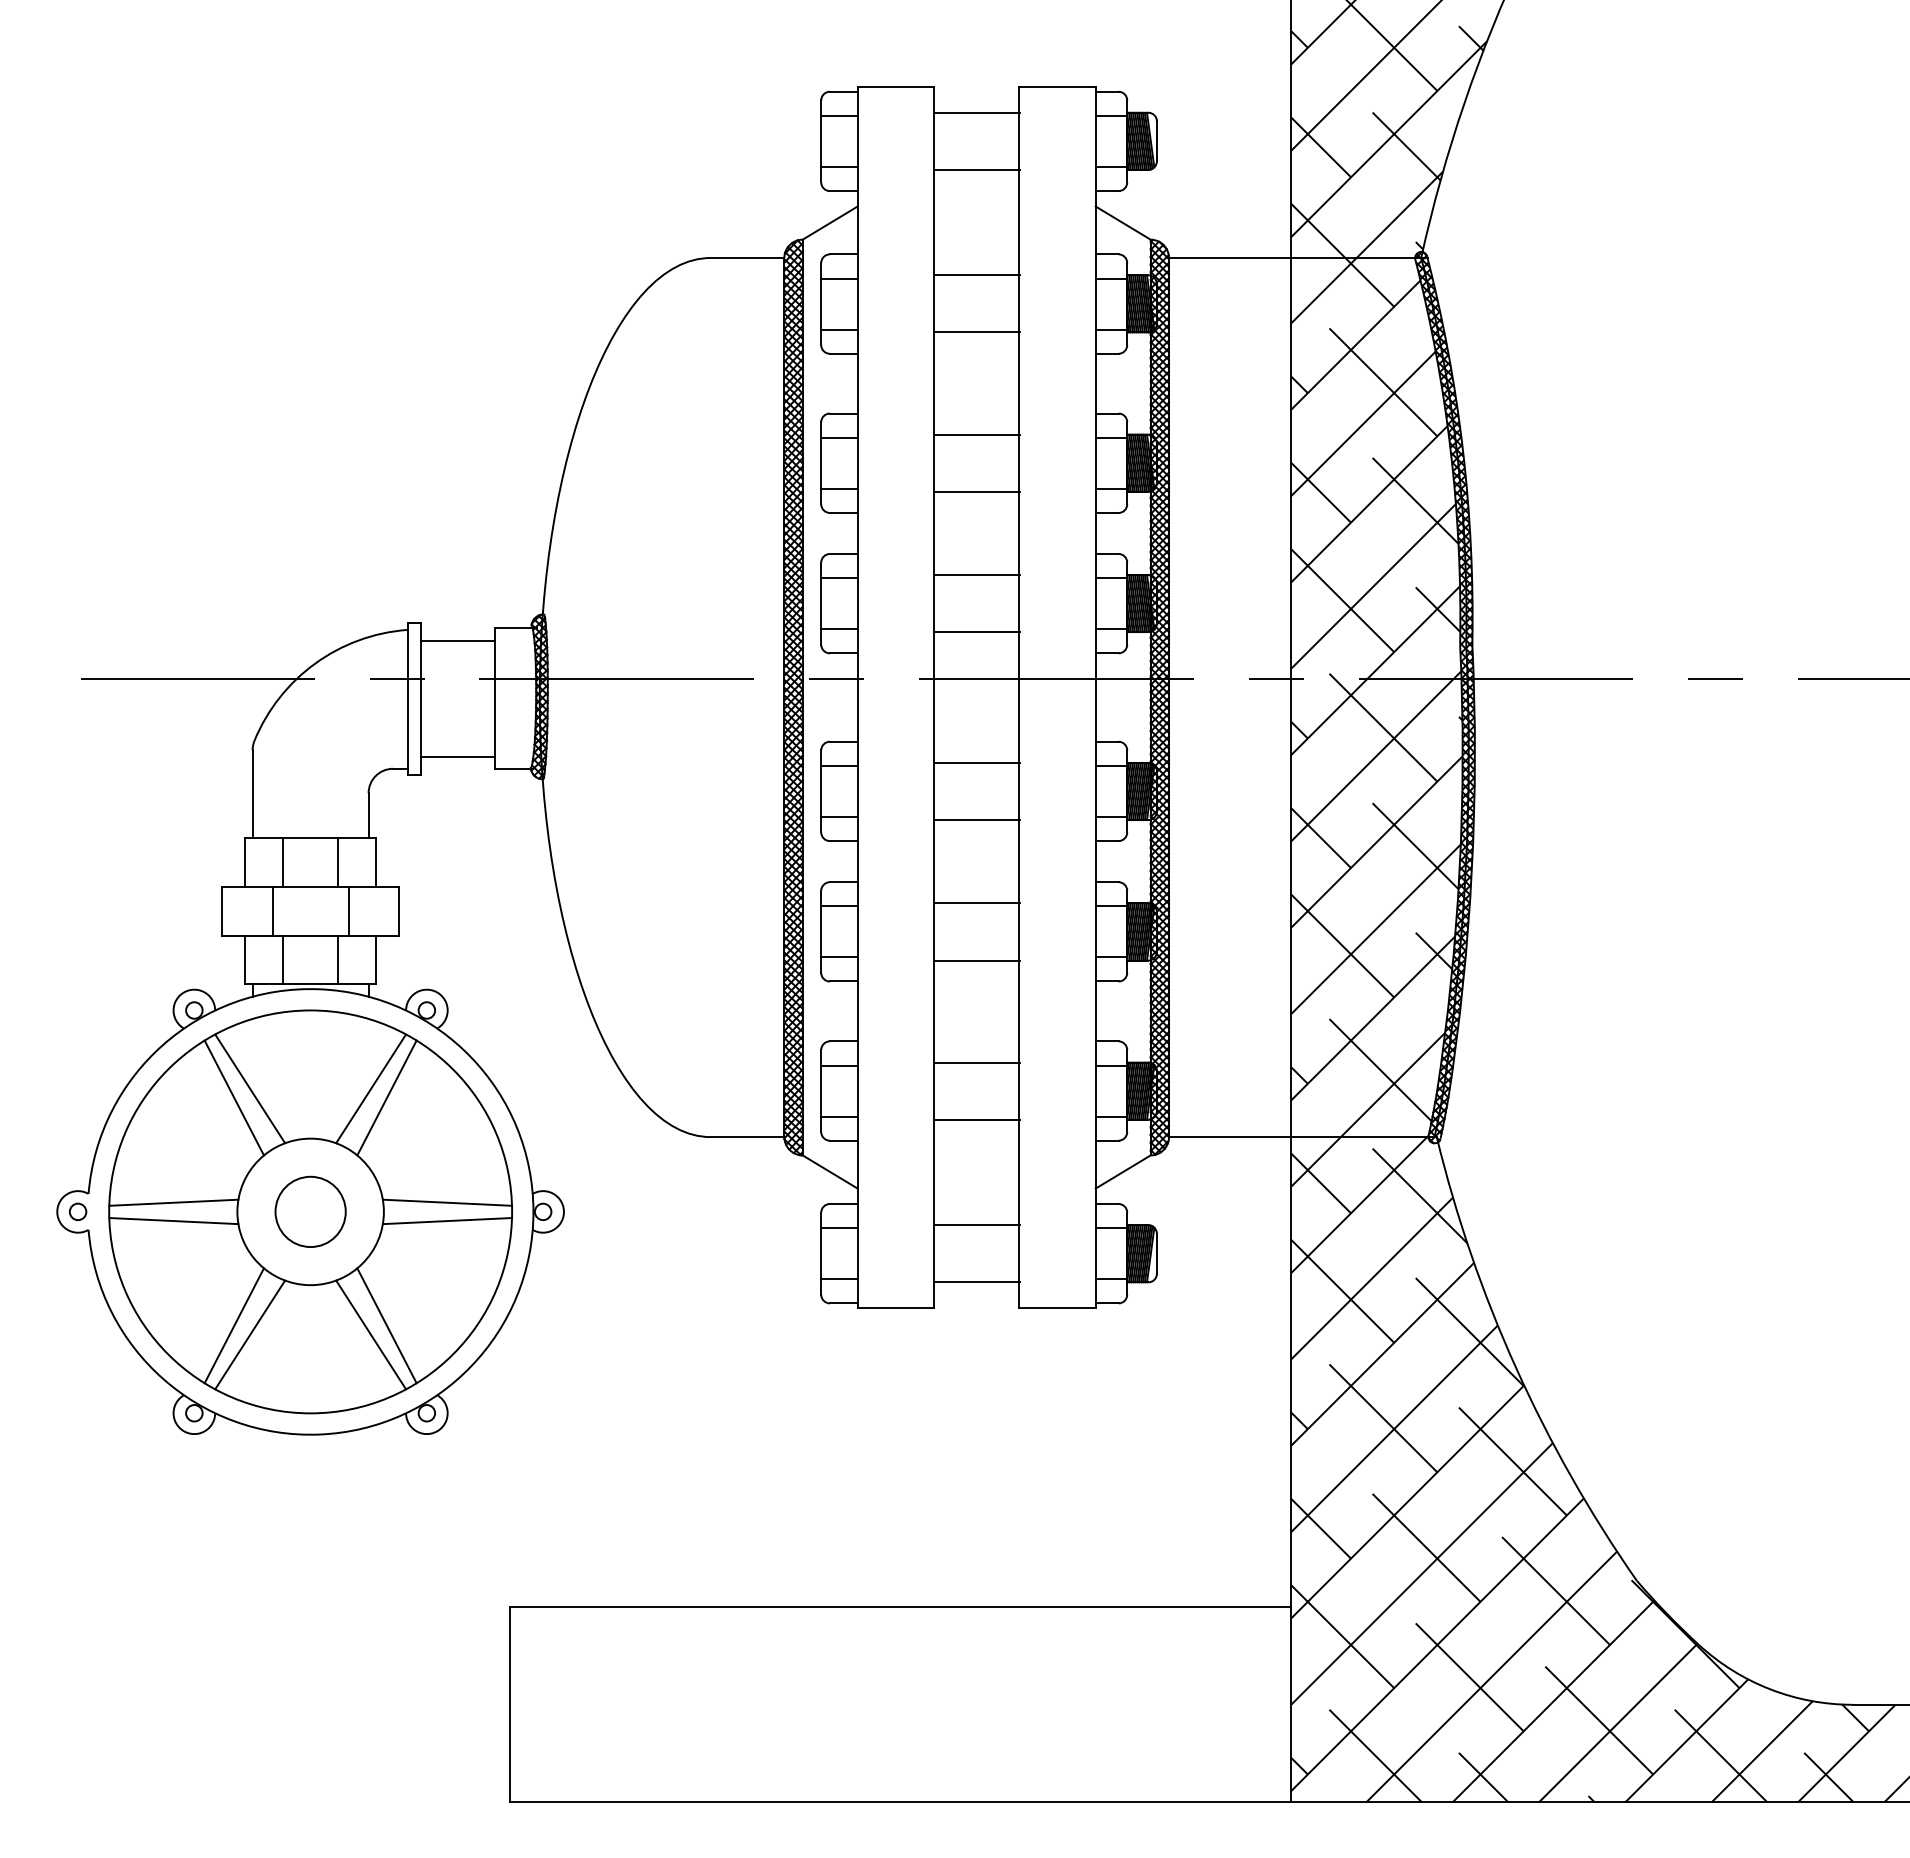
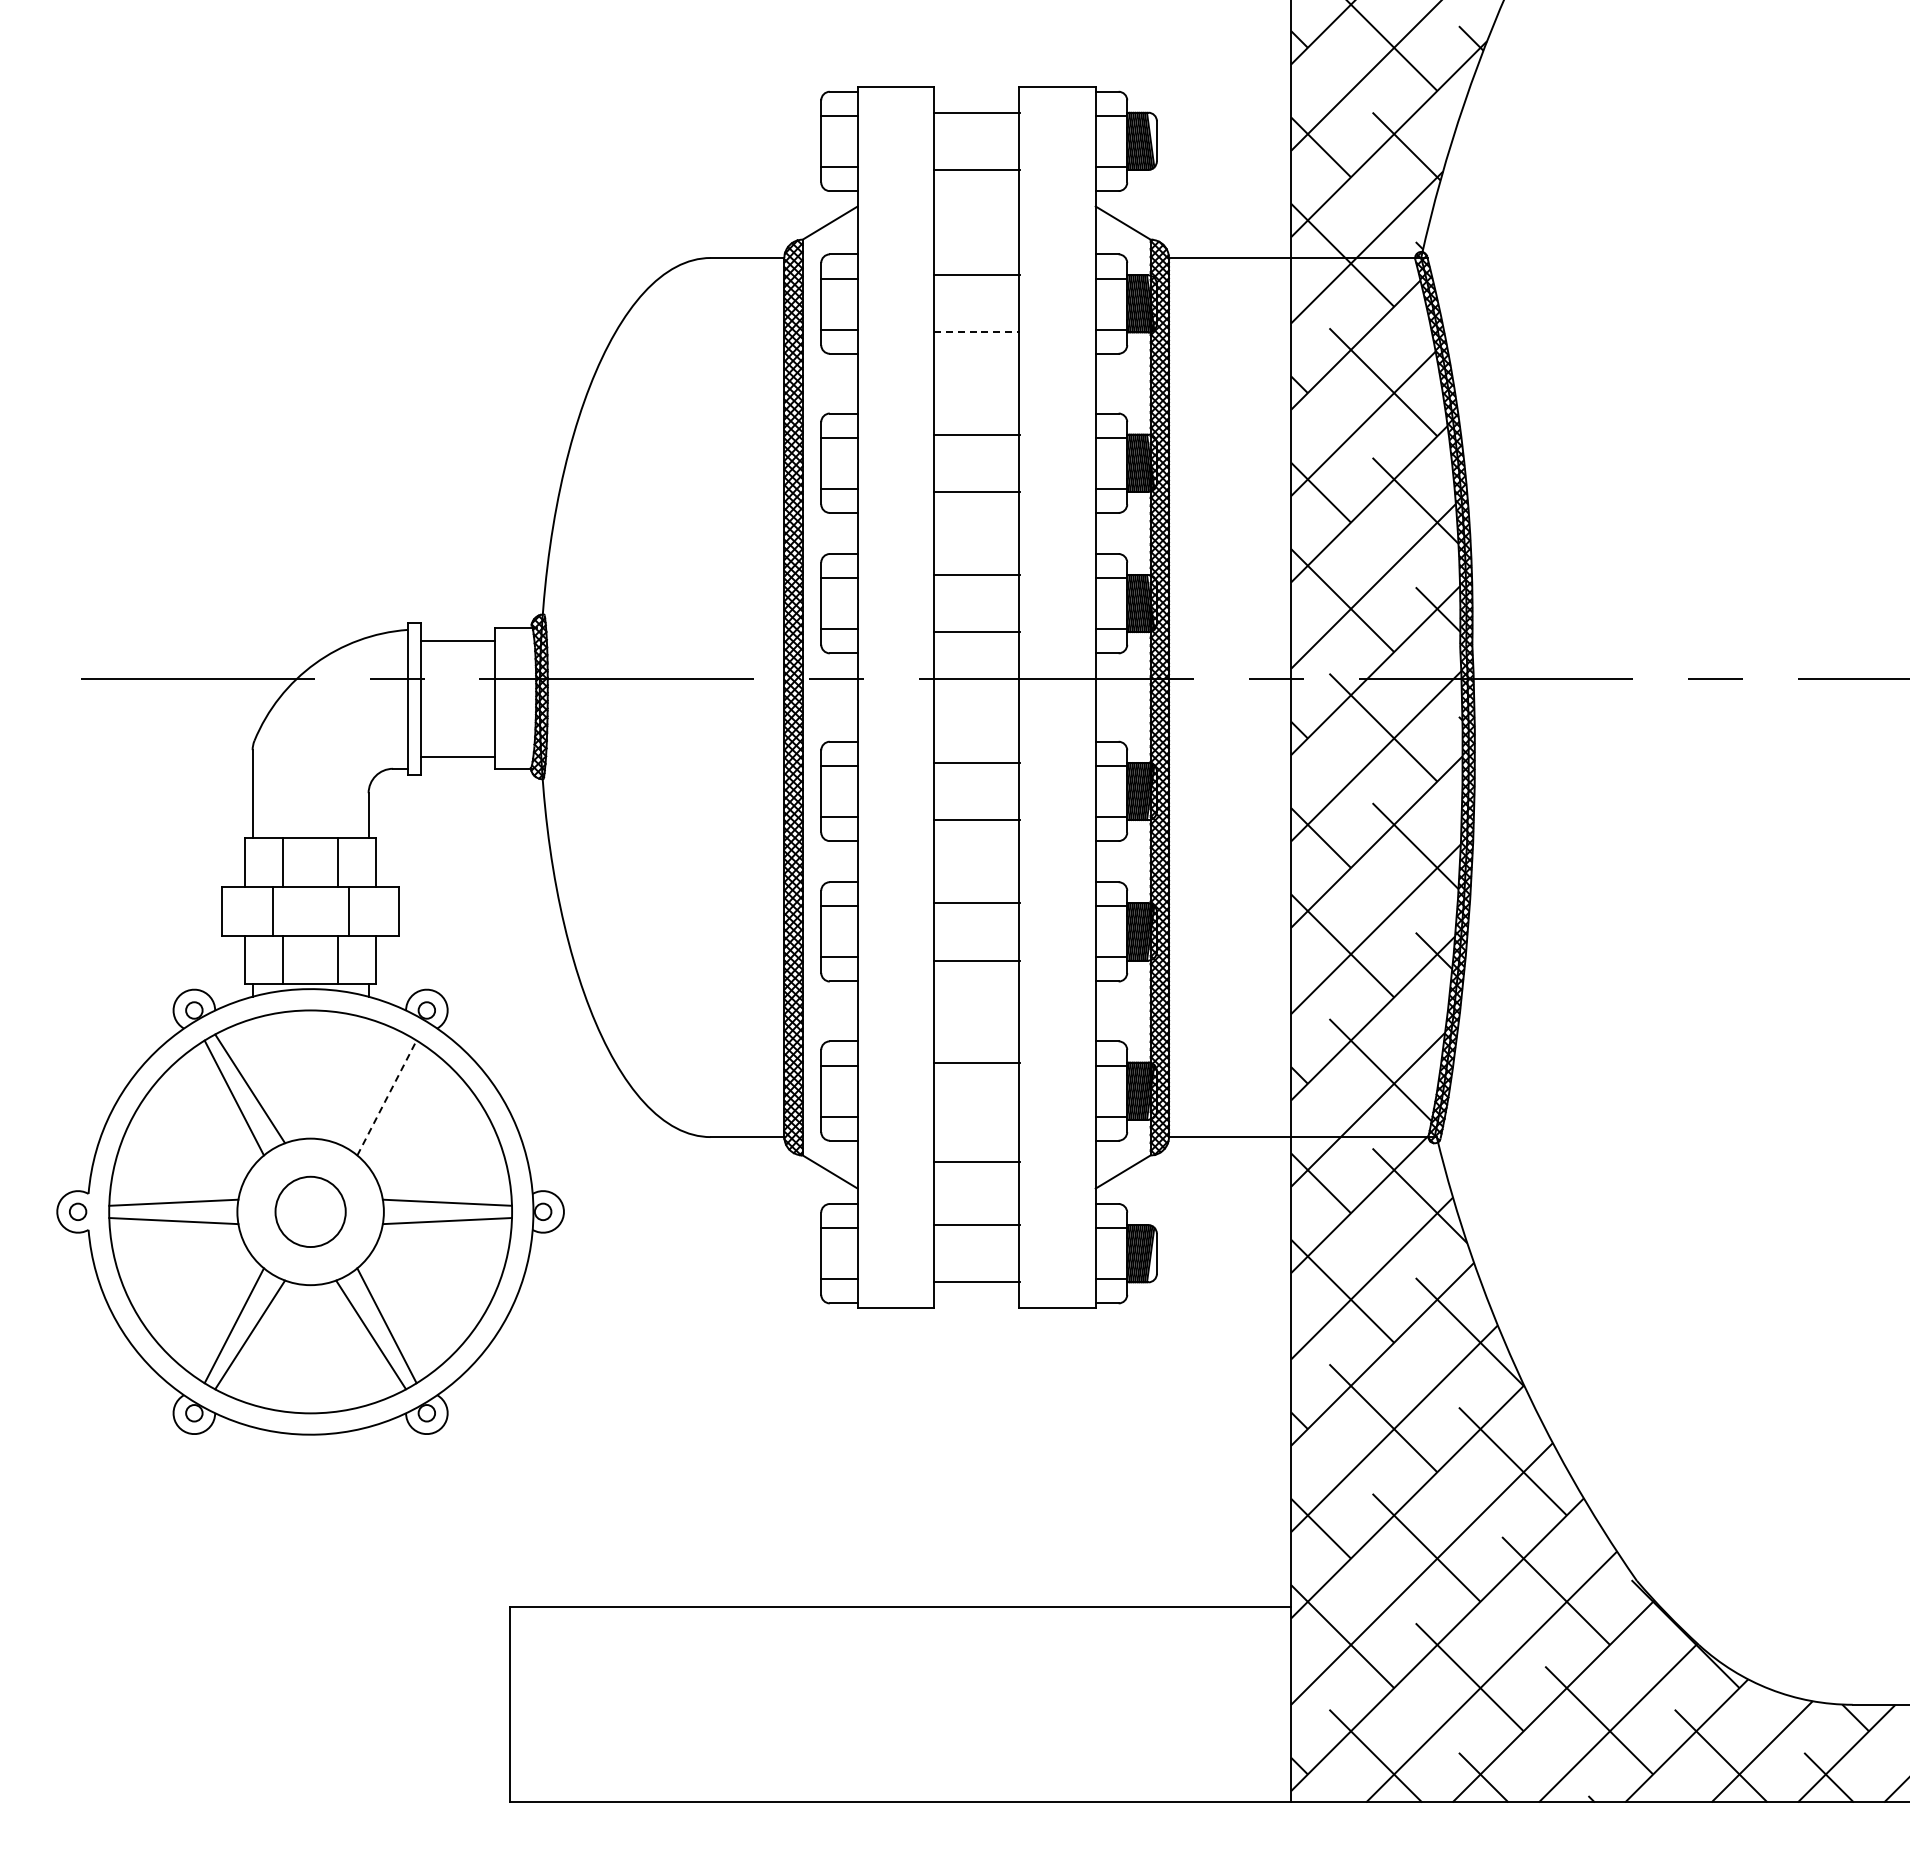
line: solid -> dashed (976, 332)
line: present -> none (371, 1088)
line: solid -> dashed (386, 1098)
line position: (976, 1119) -> (976, 1161) (976, 1161)
